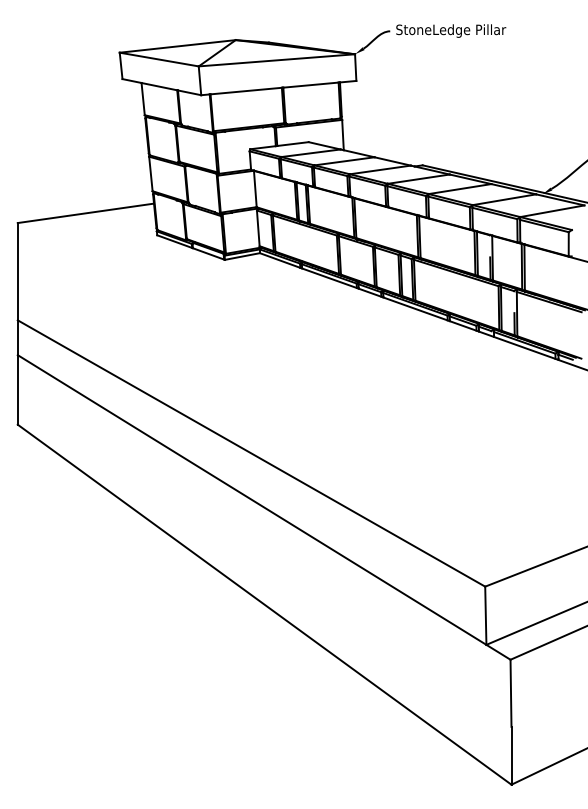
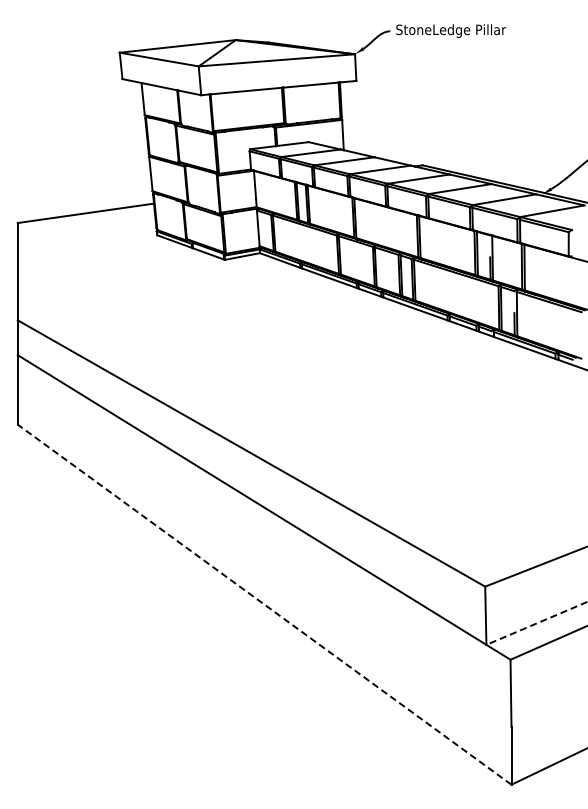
line: solid -> dashed (264, 604)
line: solid -> dashed (536, 623)
